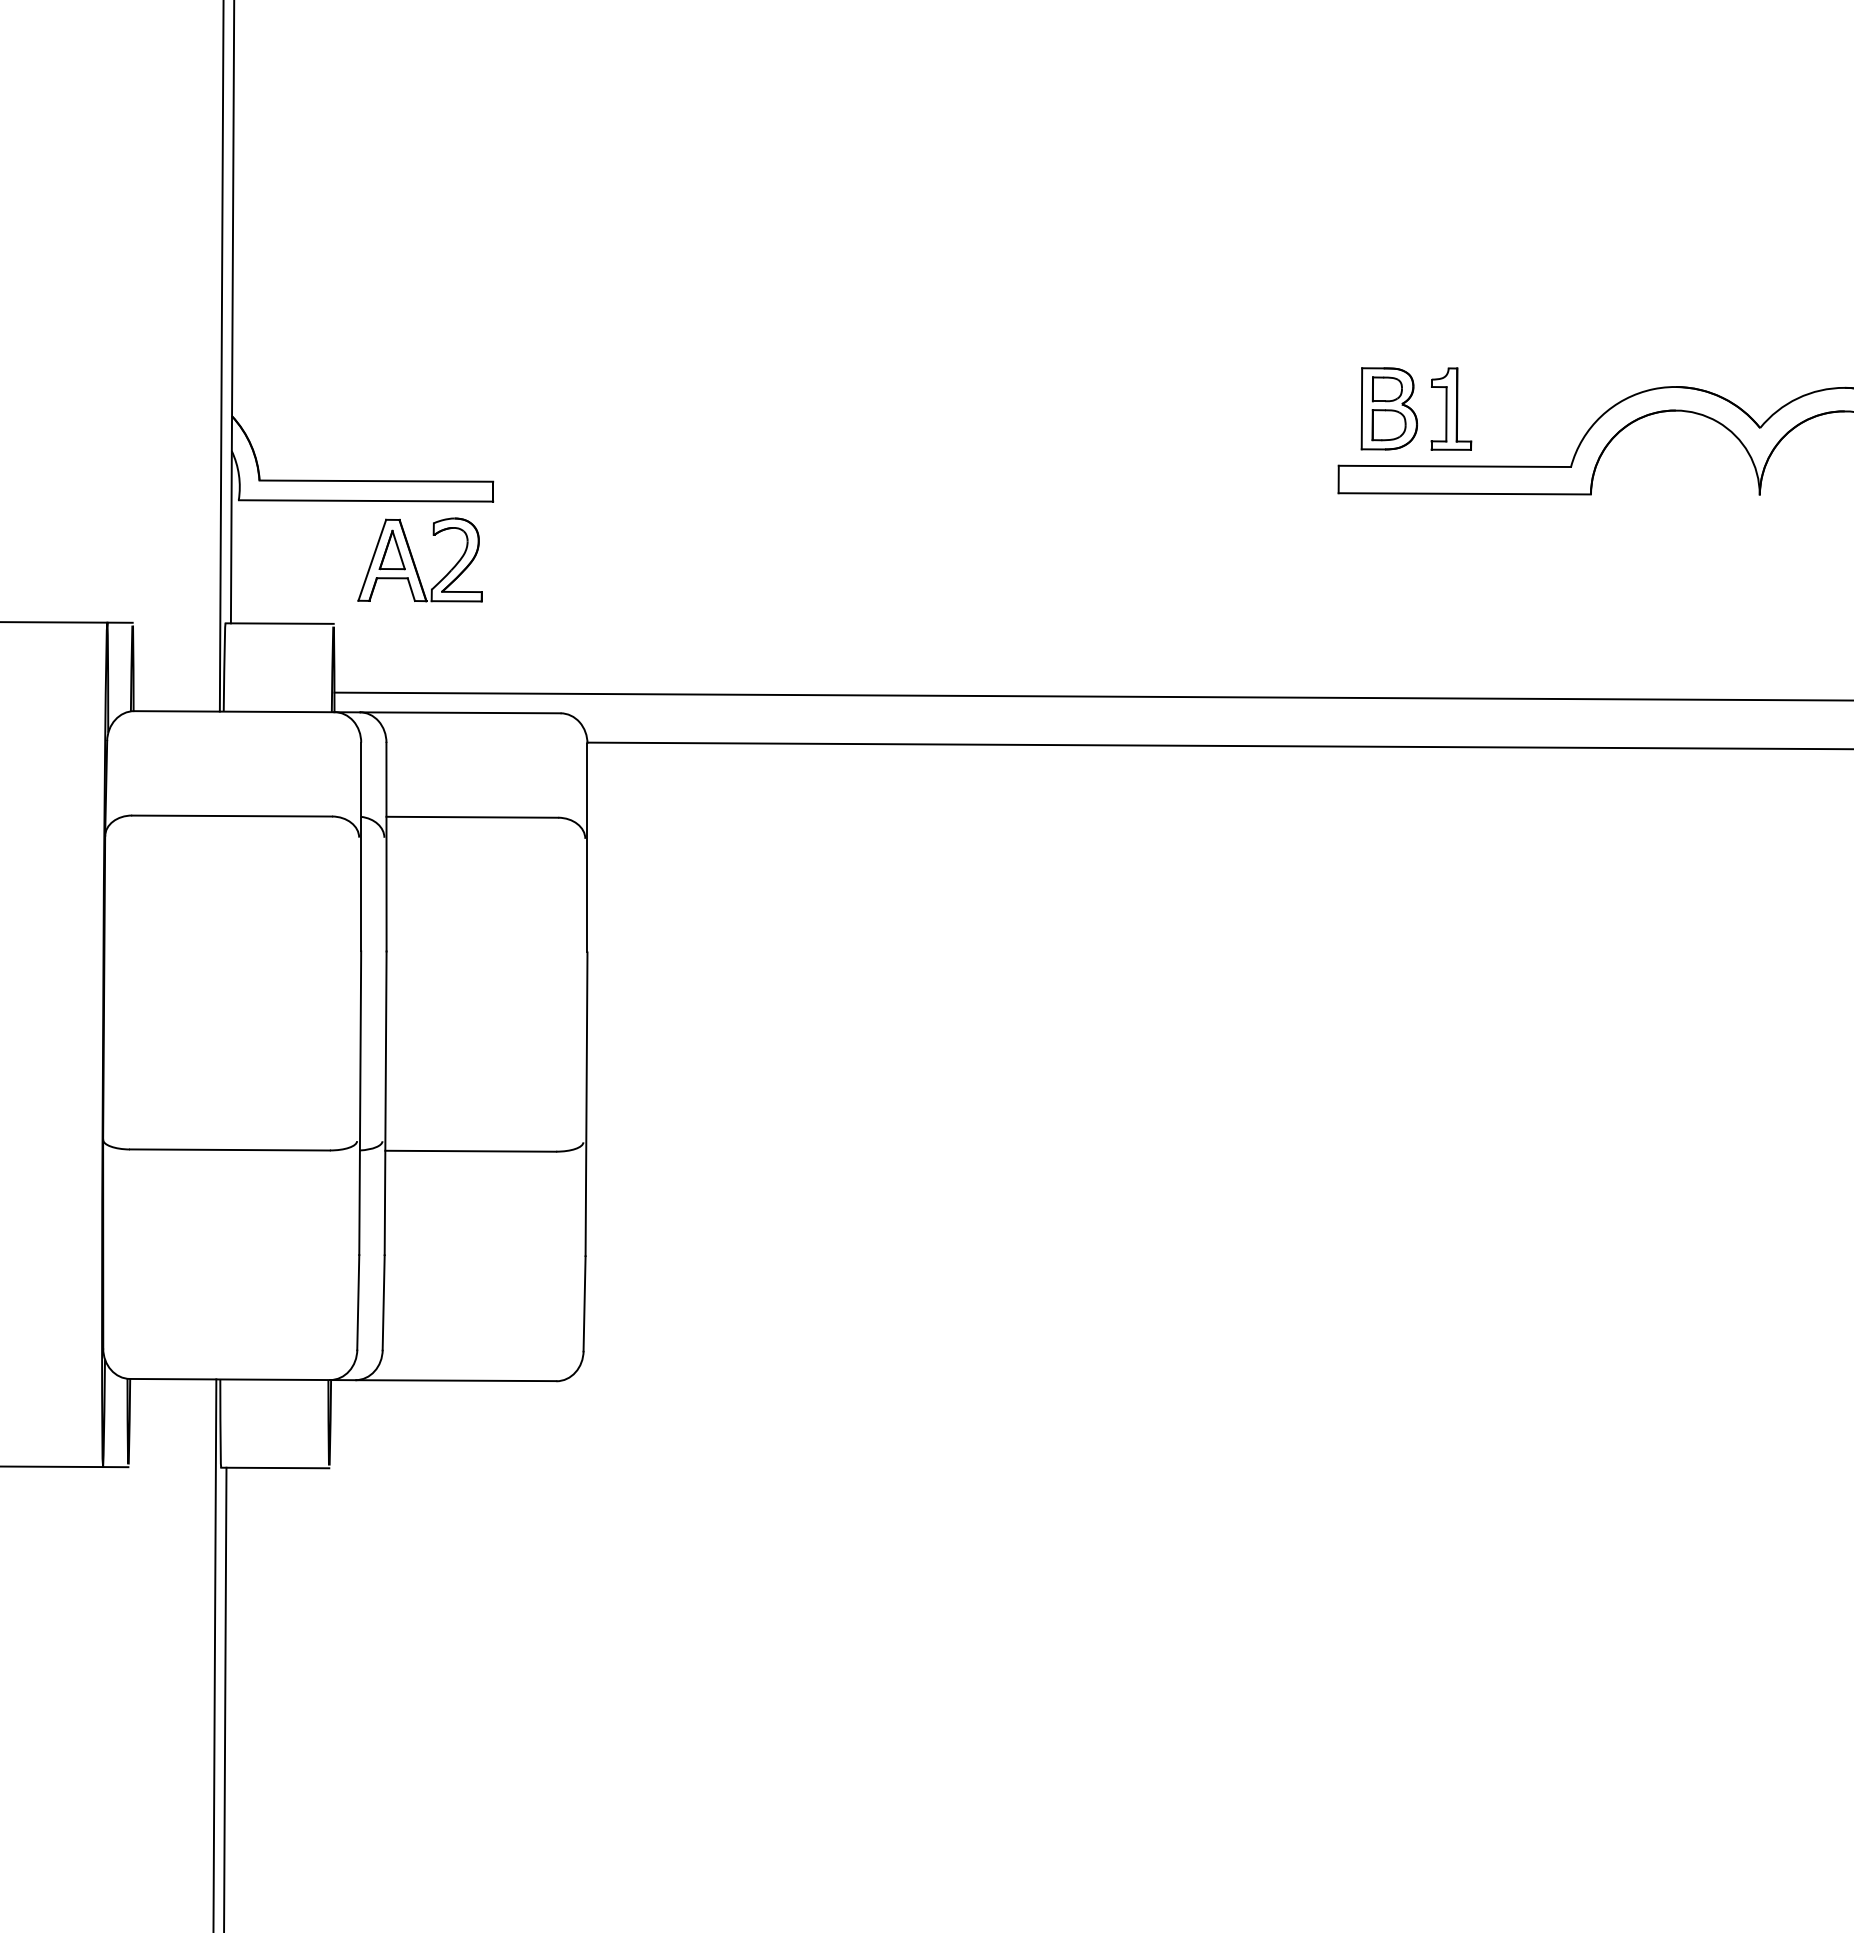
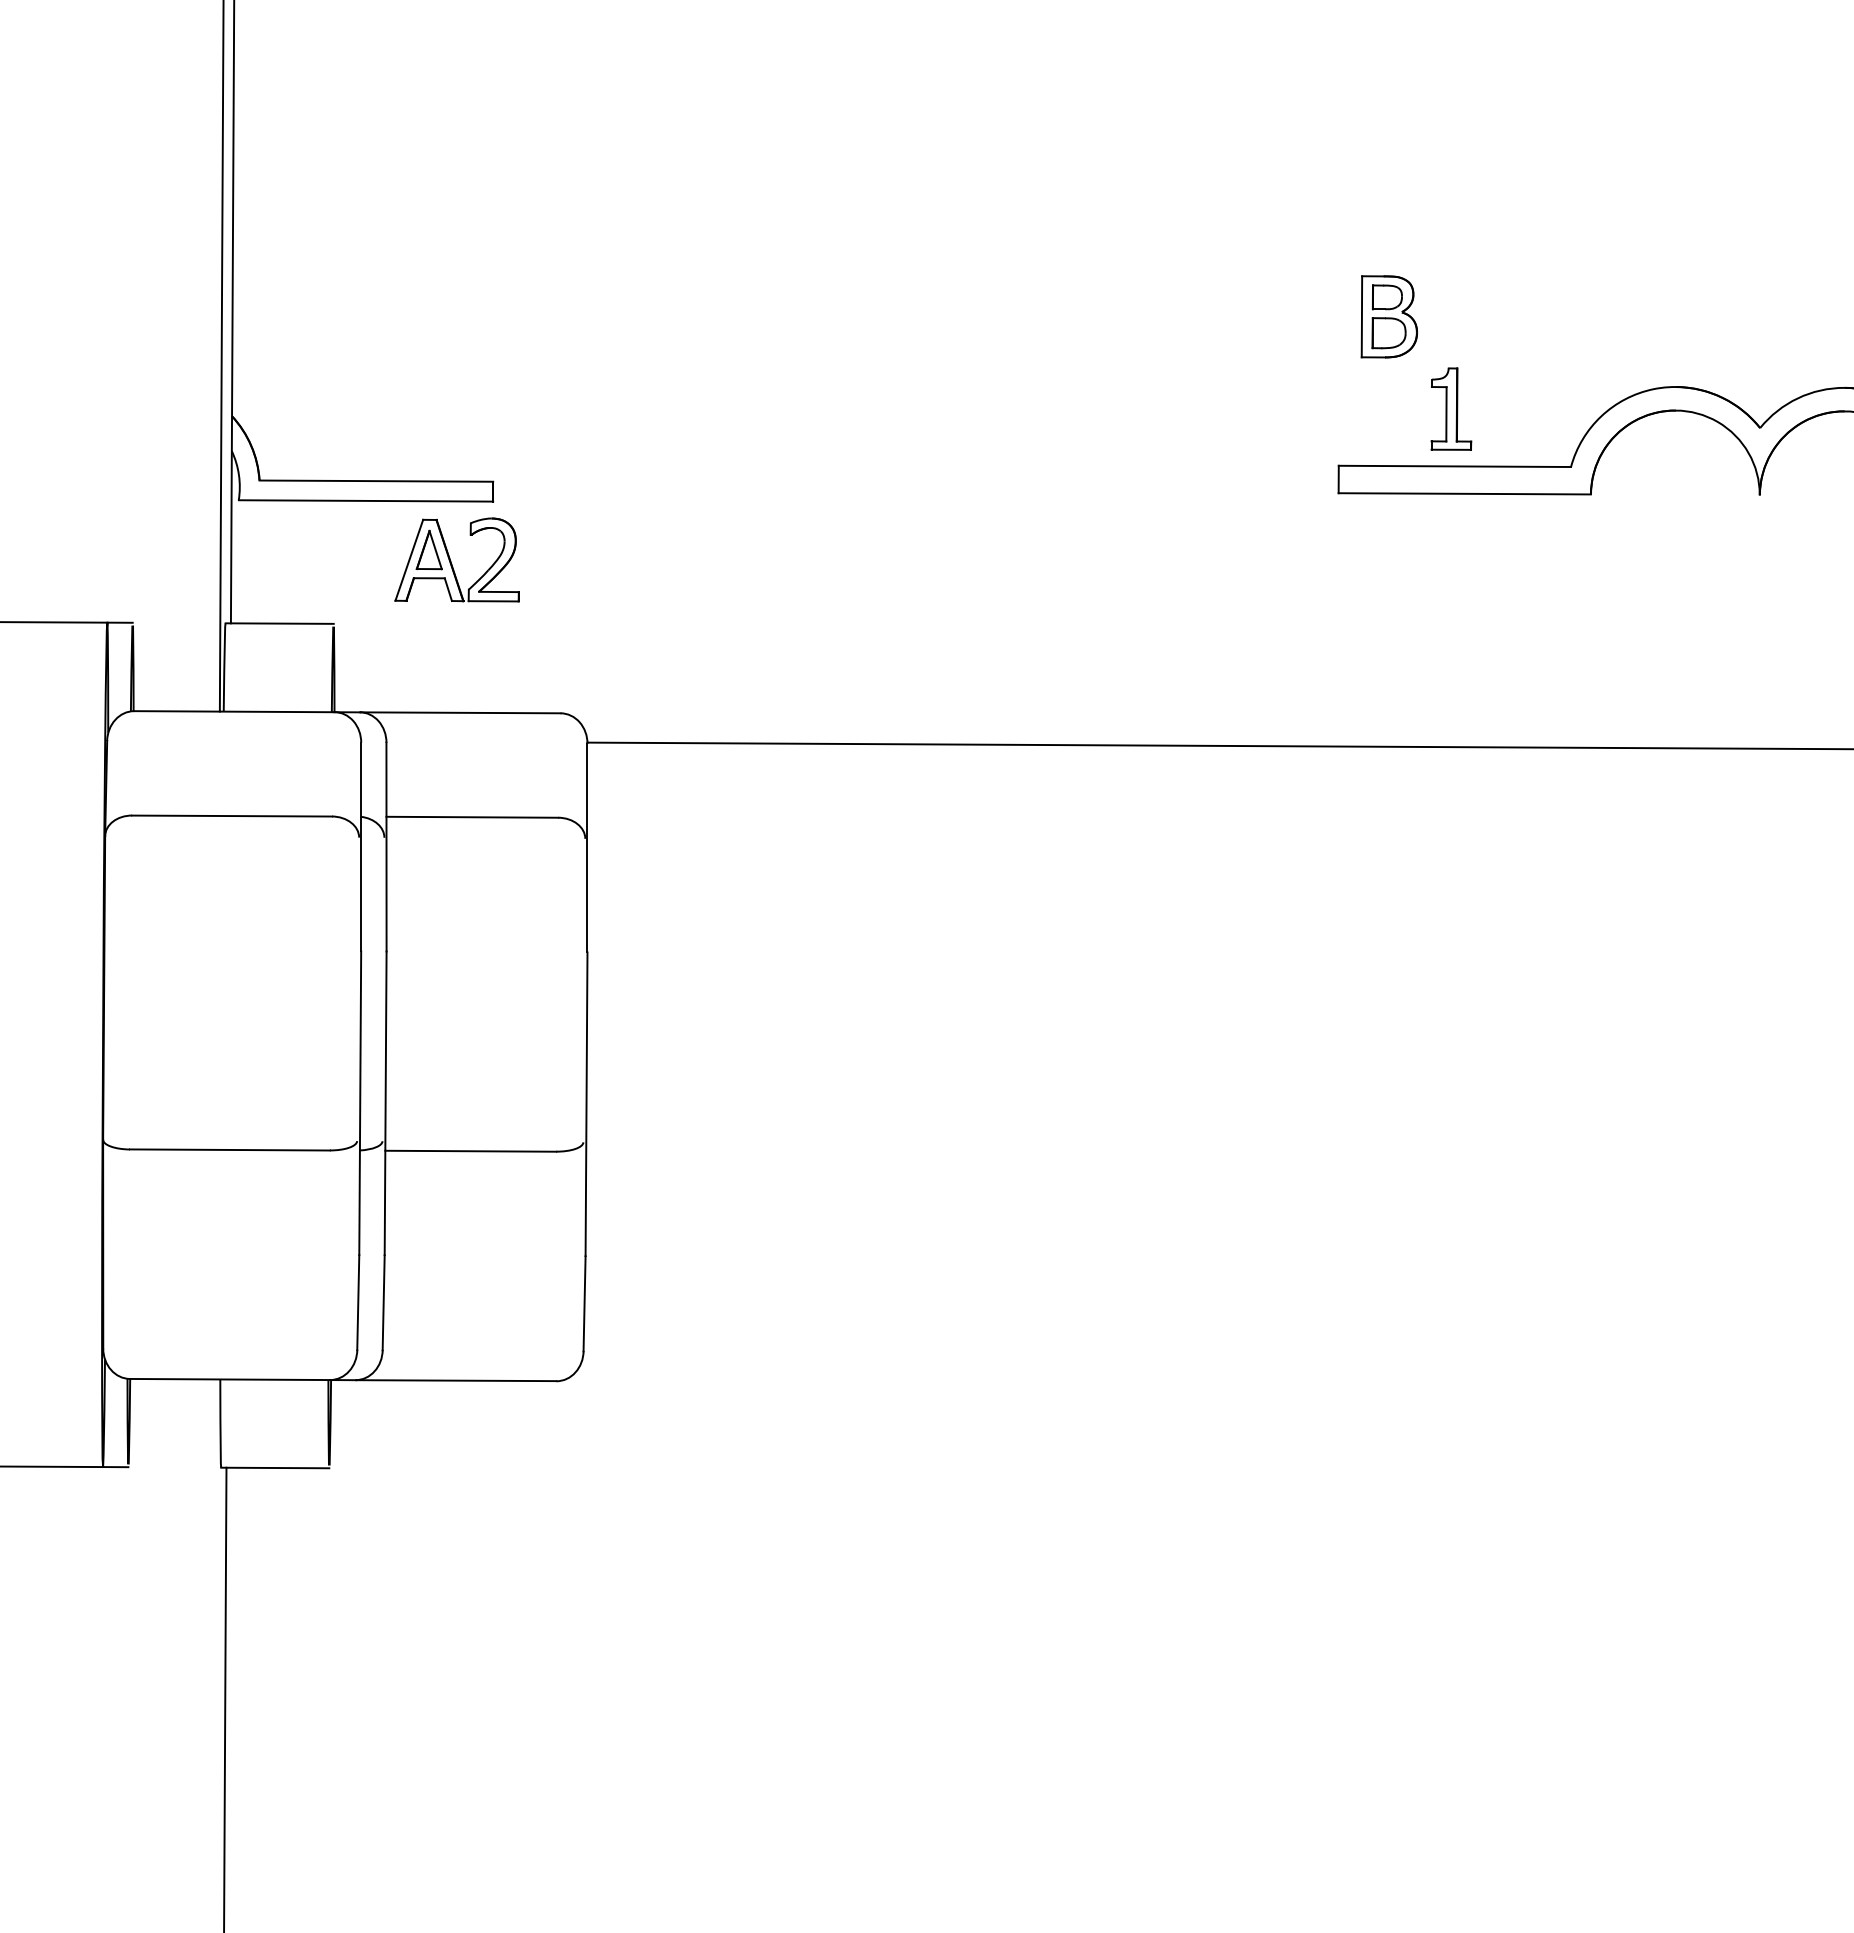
part position: (1388, 408) -> (1388, 316) (1388, 316)
part position: (419, 559) -> (456, 559) (456, 559)
line: present -> none (1092, 696)
line: present -> none (214, 1654)
